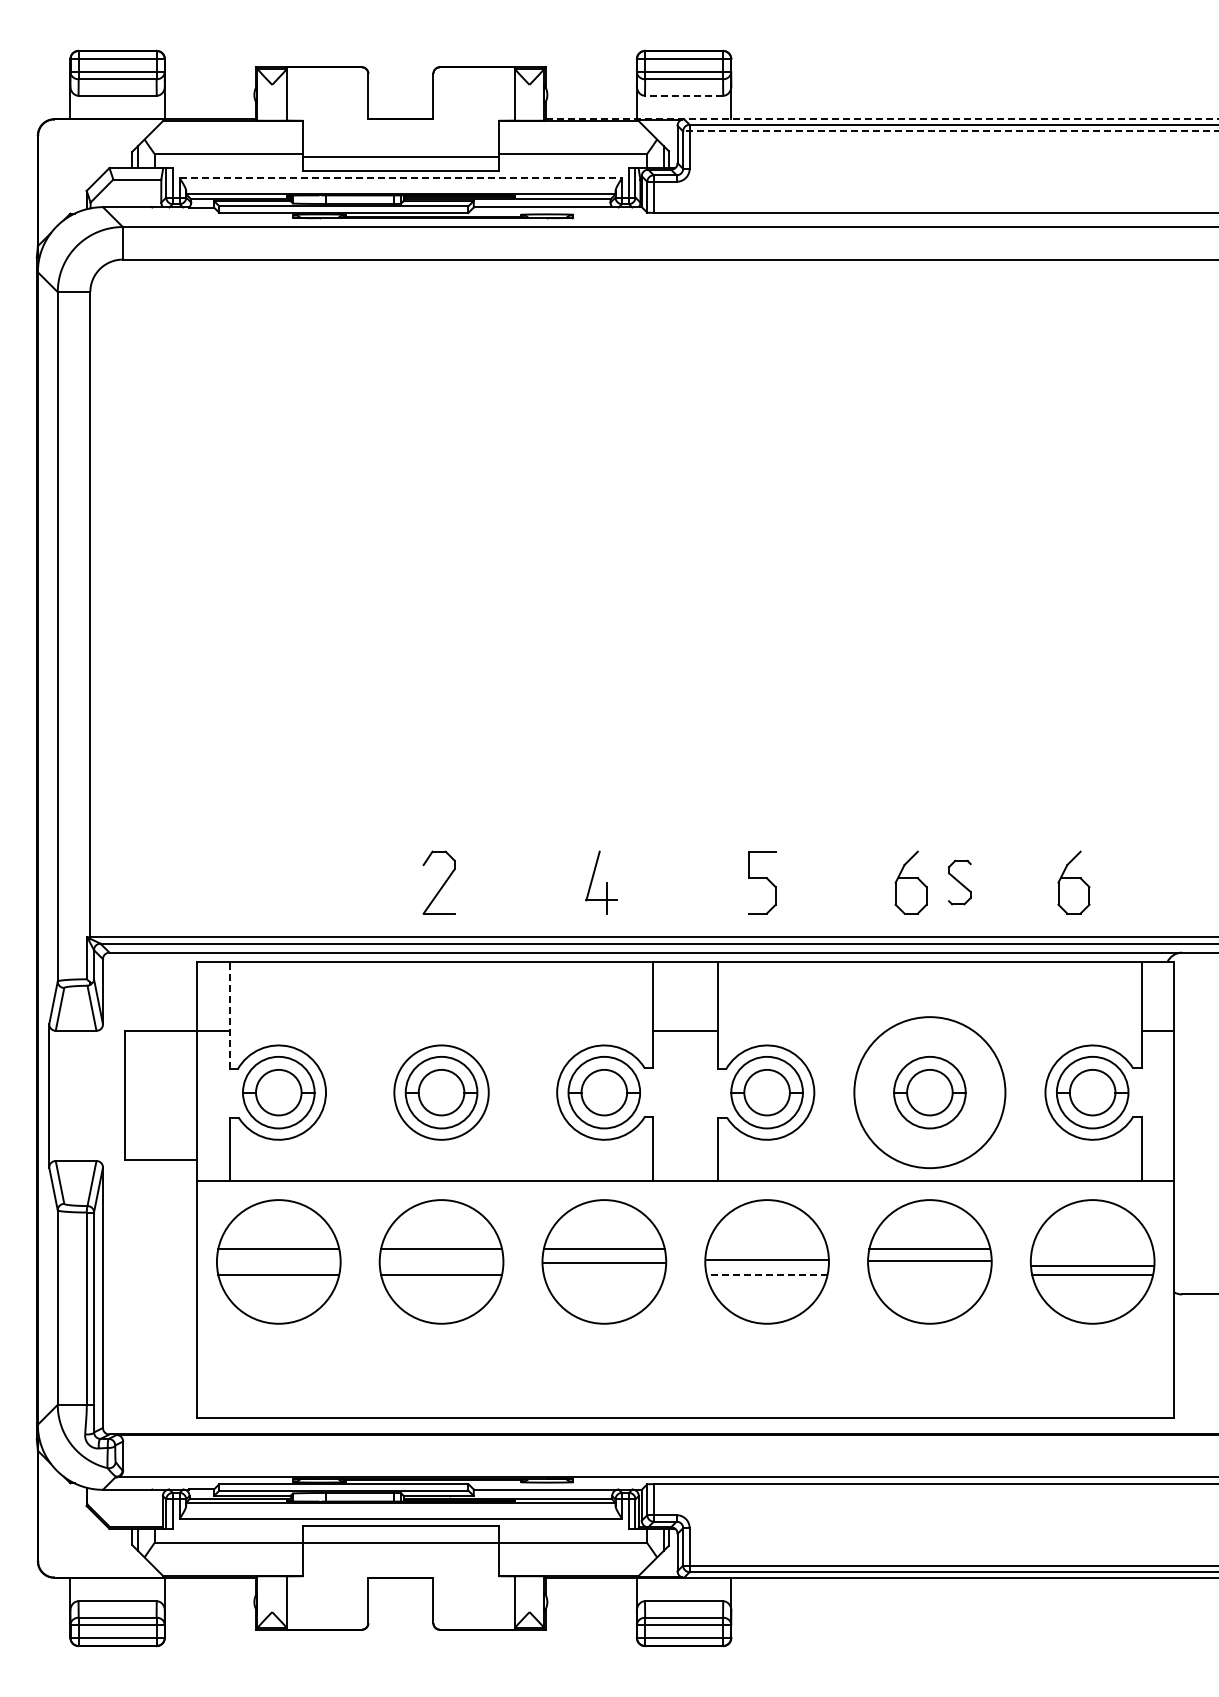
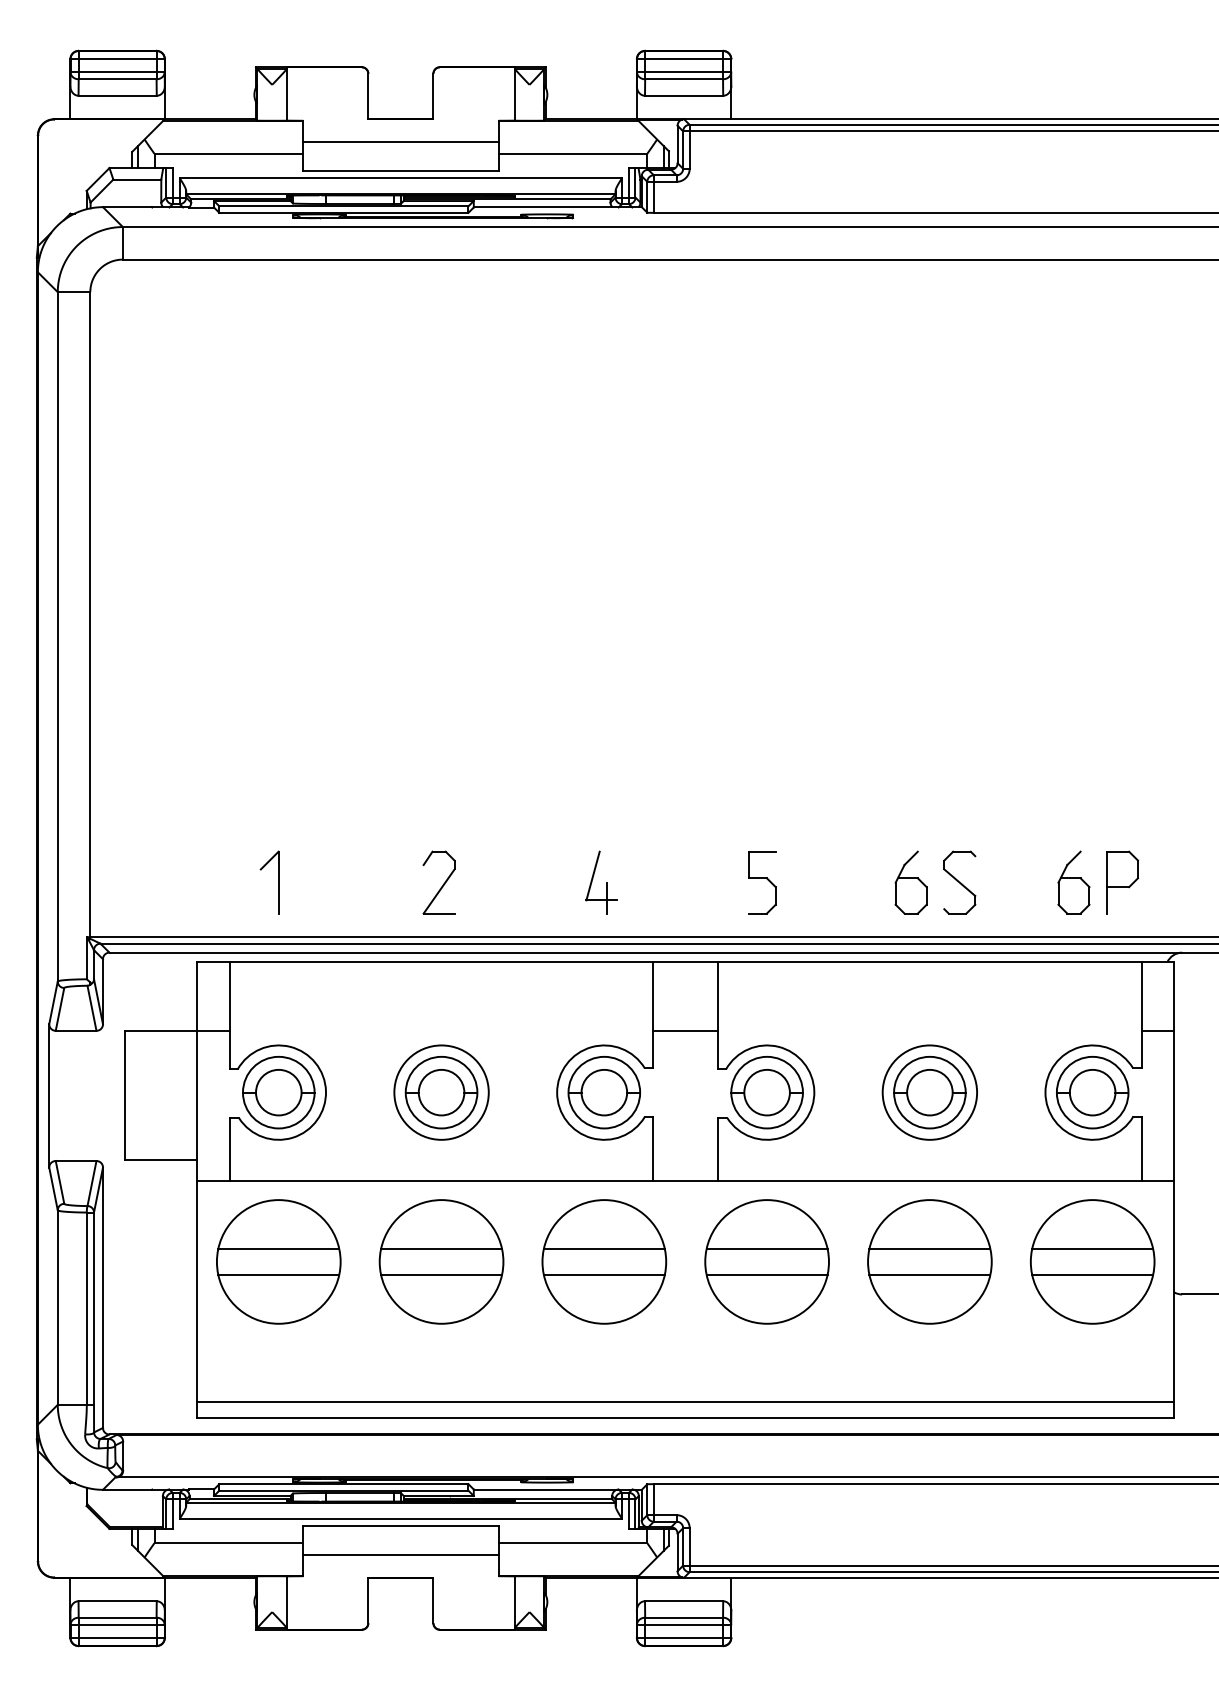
line: dashed -> solid (683, 95)
line: dashed -> solid (882, 119)
line: dashed -> solid (950, 131)
line position: (400, 157) -> (400, 142) (400, 142)
line: dashed -> solid (401, 178)
part: none -> present (278, 882)
part size: 24x47 px -> 34x65 px (959, 882)
part: none -> present (1122, 882)
line: dashed -> solid (229, 1015)
circle diameter: 151 px -> 94 px (929, 1092)
line position: (766, 1259) -> (766, 1248) (766, 1248)
line position: (929, 1260) -> (929, 1274) (929, 1274)
line position: (603, 1262) -> (603, 1274) (603, 1274)
line position: (1092, 1265) -> (1092, 1248) (1092, 1248)
line: dashed -> solid (766, 1274)
line: none -> present (685, 1401)
line position: (400, 1542) -> (400, 1554) (400, 1554)
